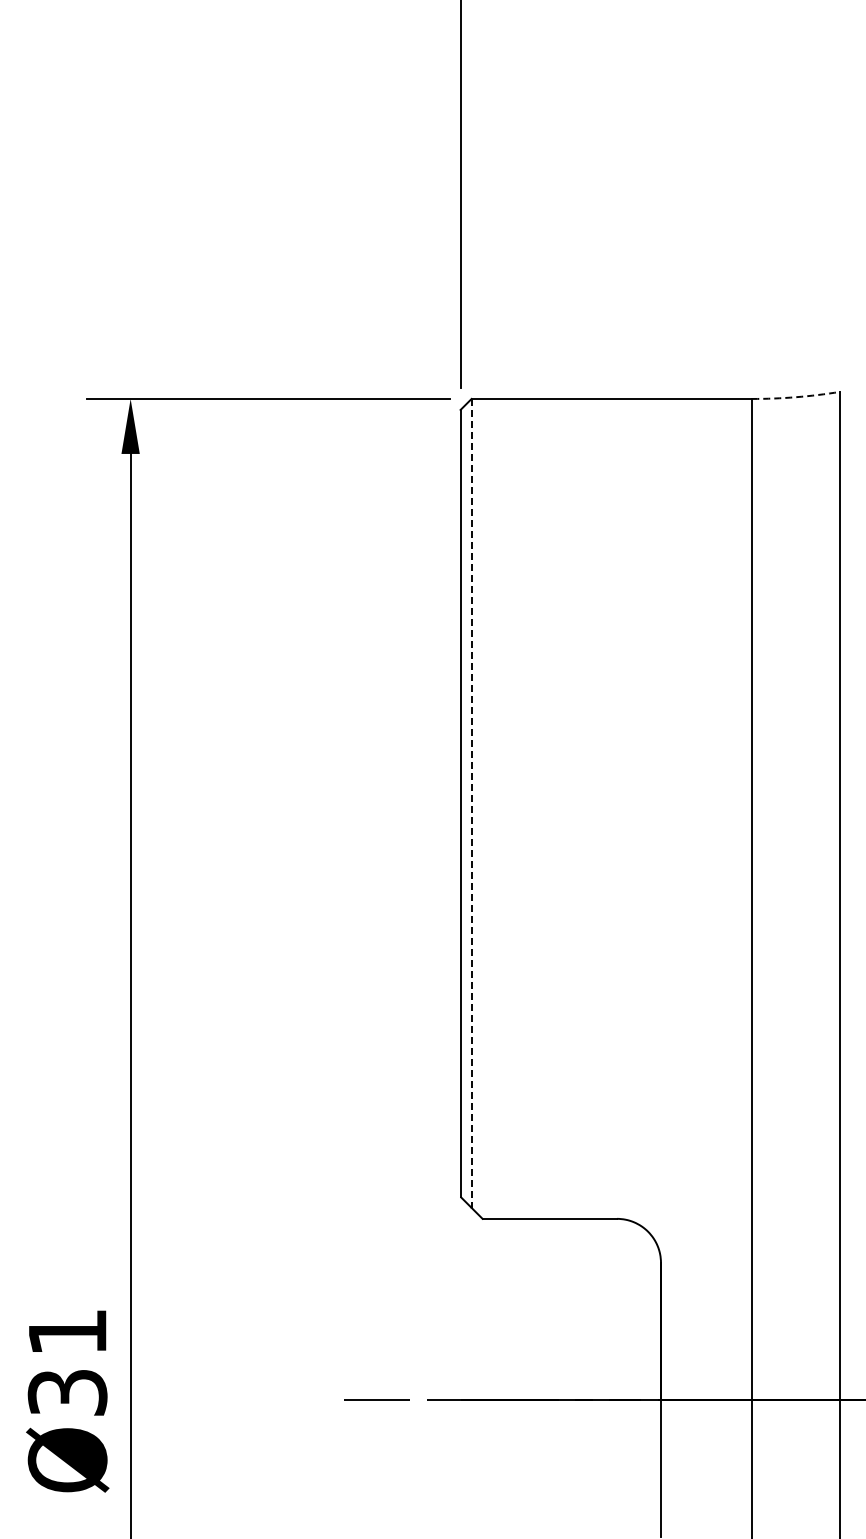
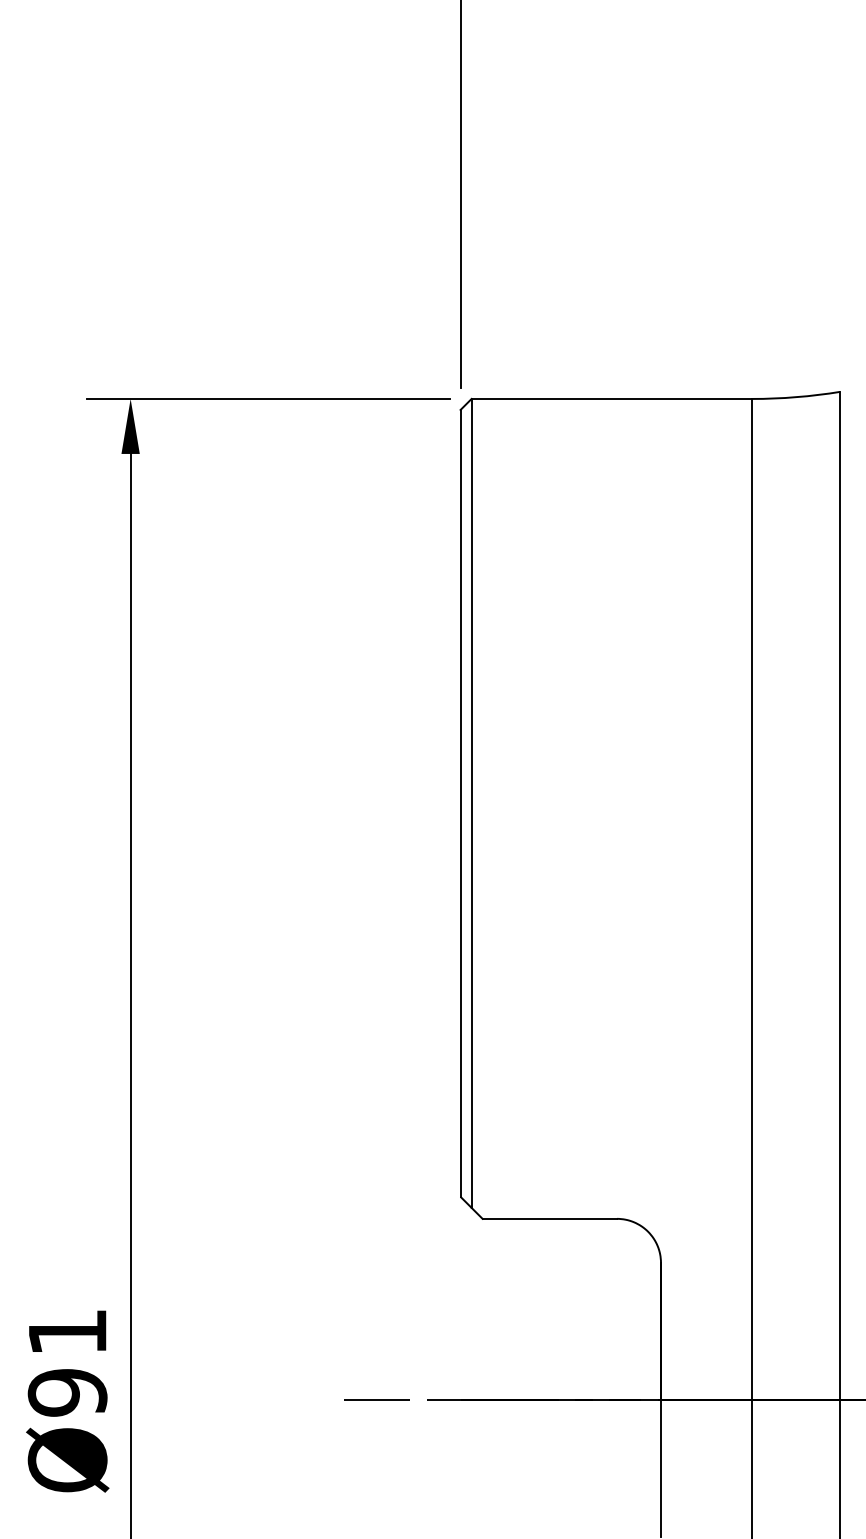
arc: dashed -> solid (796, 397)
line: dashed -> solid (471, 803)
text: Ø31 -> Ø91 (67, 1392)
